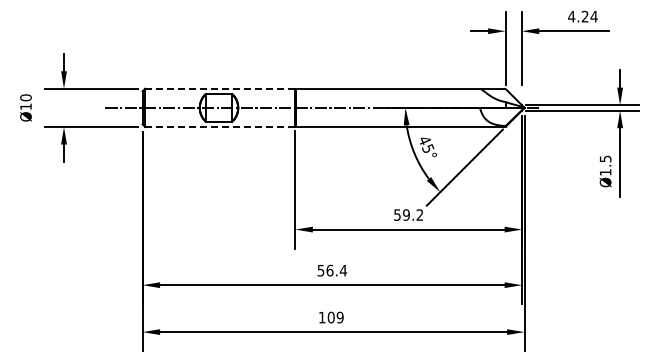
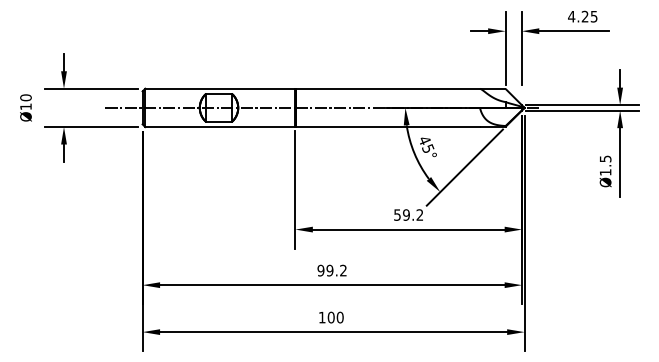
text: 4.24 -> 4.25 (593, 16)
line: dashed -> solid (220, 88)
line: dashed -> solid (219, 127)
text: 56.4 -> 99.2 (332, 270)
text: 109 -> 100 (339, 317)
